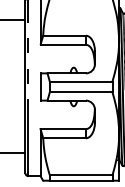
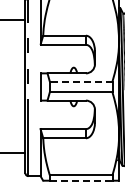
line: solid -> dashed (80, 81)
line: solid -> dashed (81, 180)
